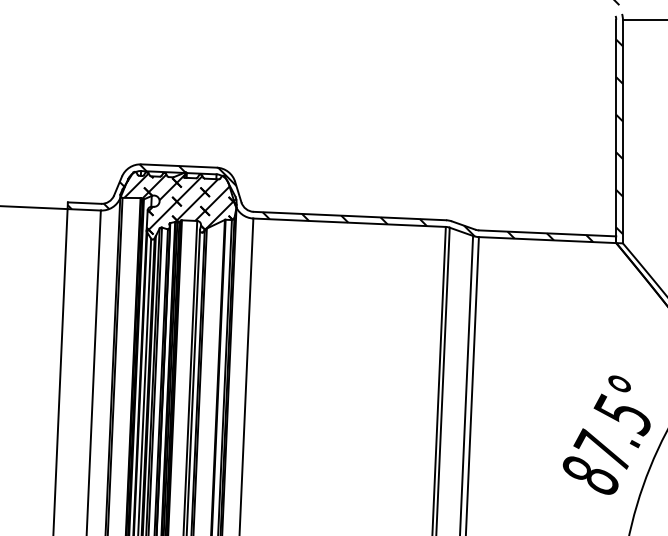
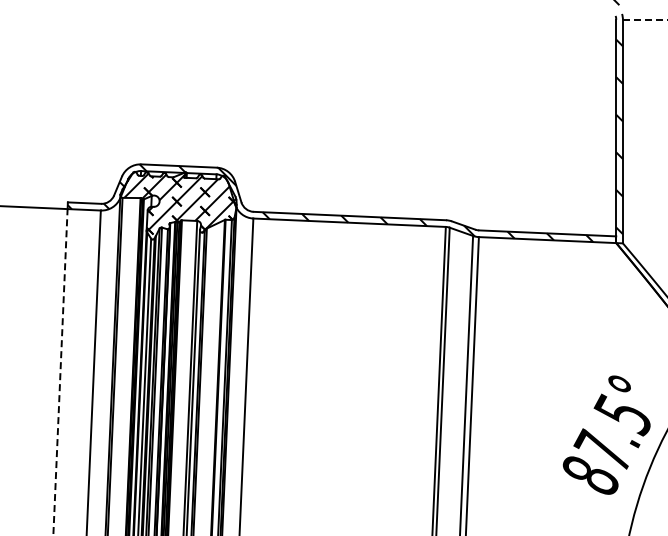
line: solid -> dashed (645, 19)
line: solid -> dashed (60, 371)
